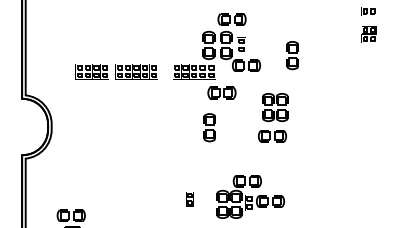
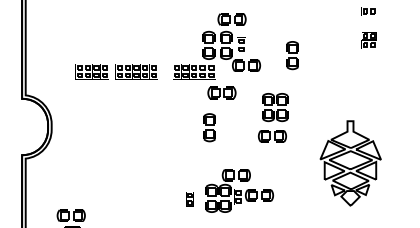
part position: (368, 34) -> (368, 40) (368, 40)
part: none -> present (350, 163)
part position: (250, 196) -> (239, 190) (239, 190)
